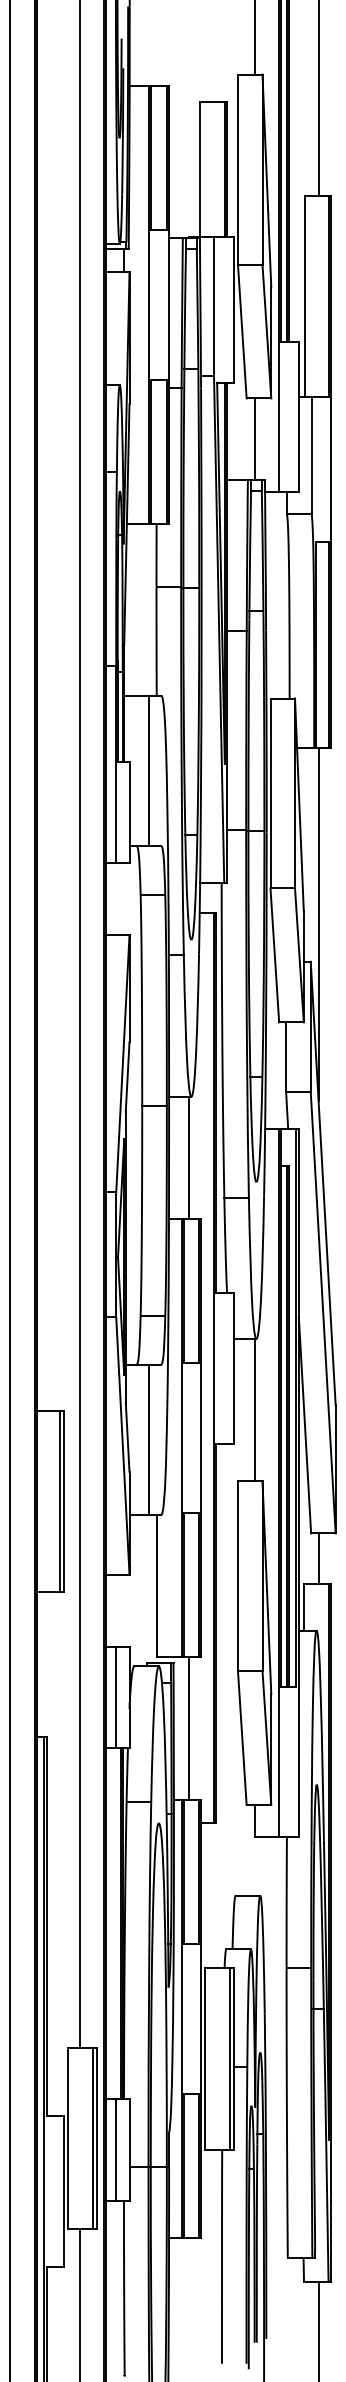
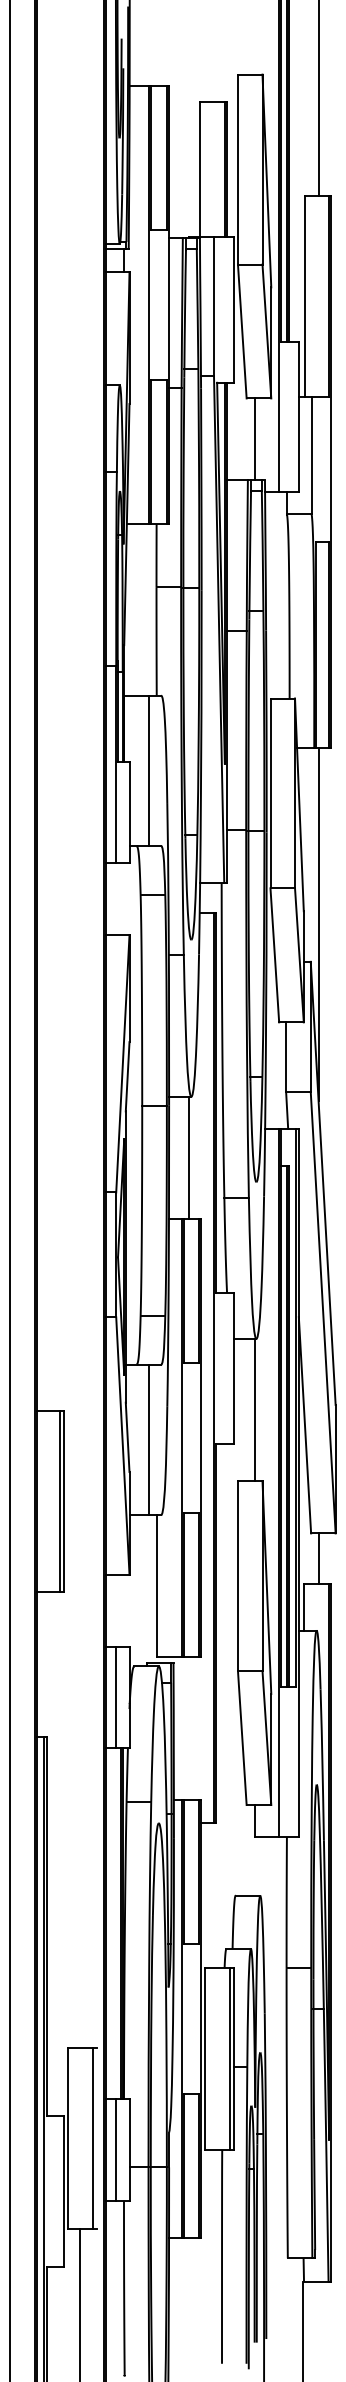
line: present -> none (254, 38)
line: present -> none (79, 1024)
line: present -> none (189, 1728)
line: present -> none (96, 2138)
line position: (318, 2330) -> (302, 2330) (302, 2330)
